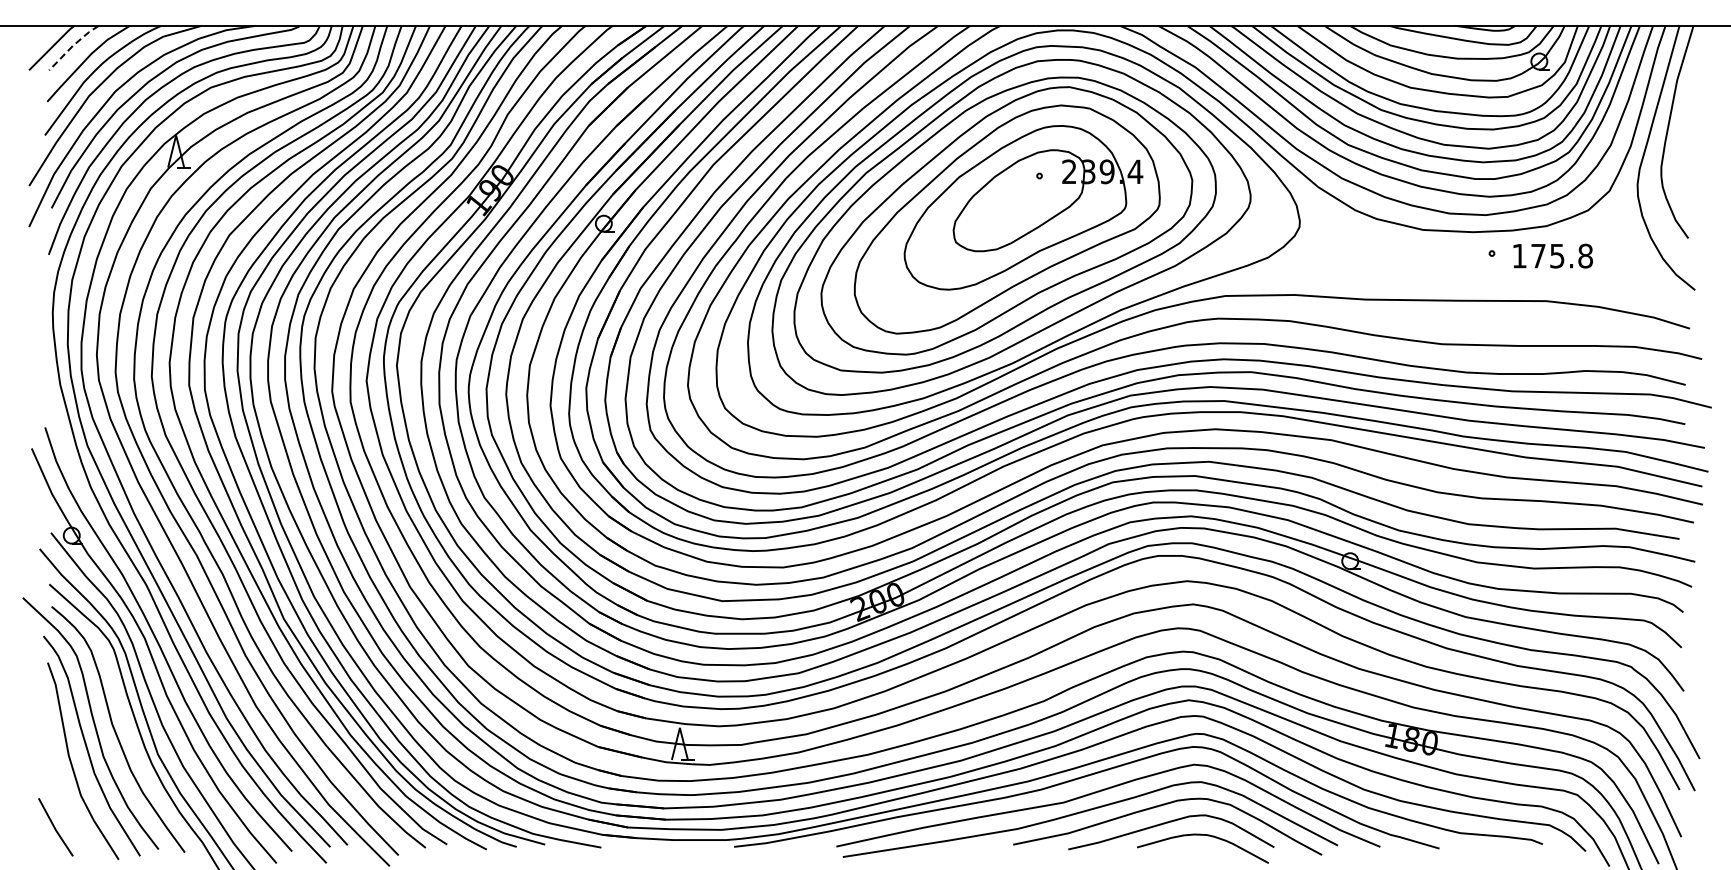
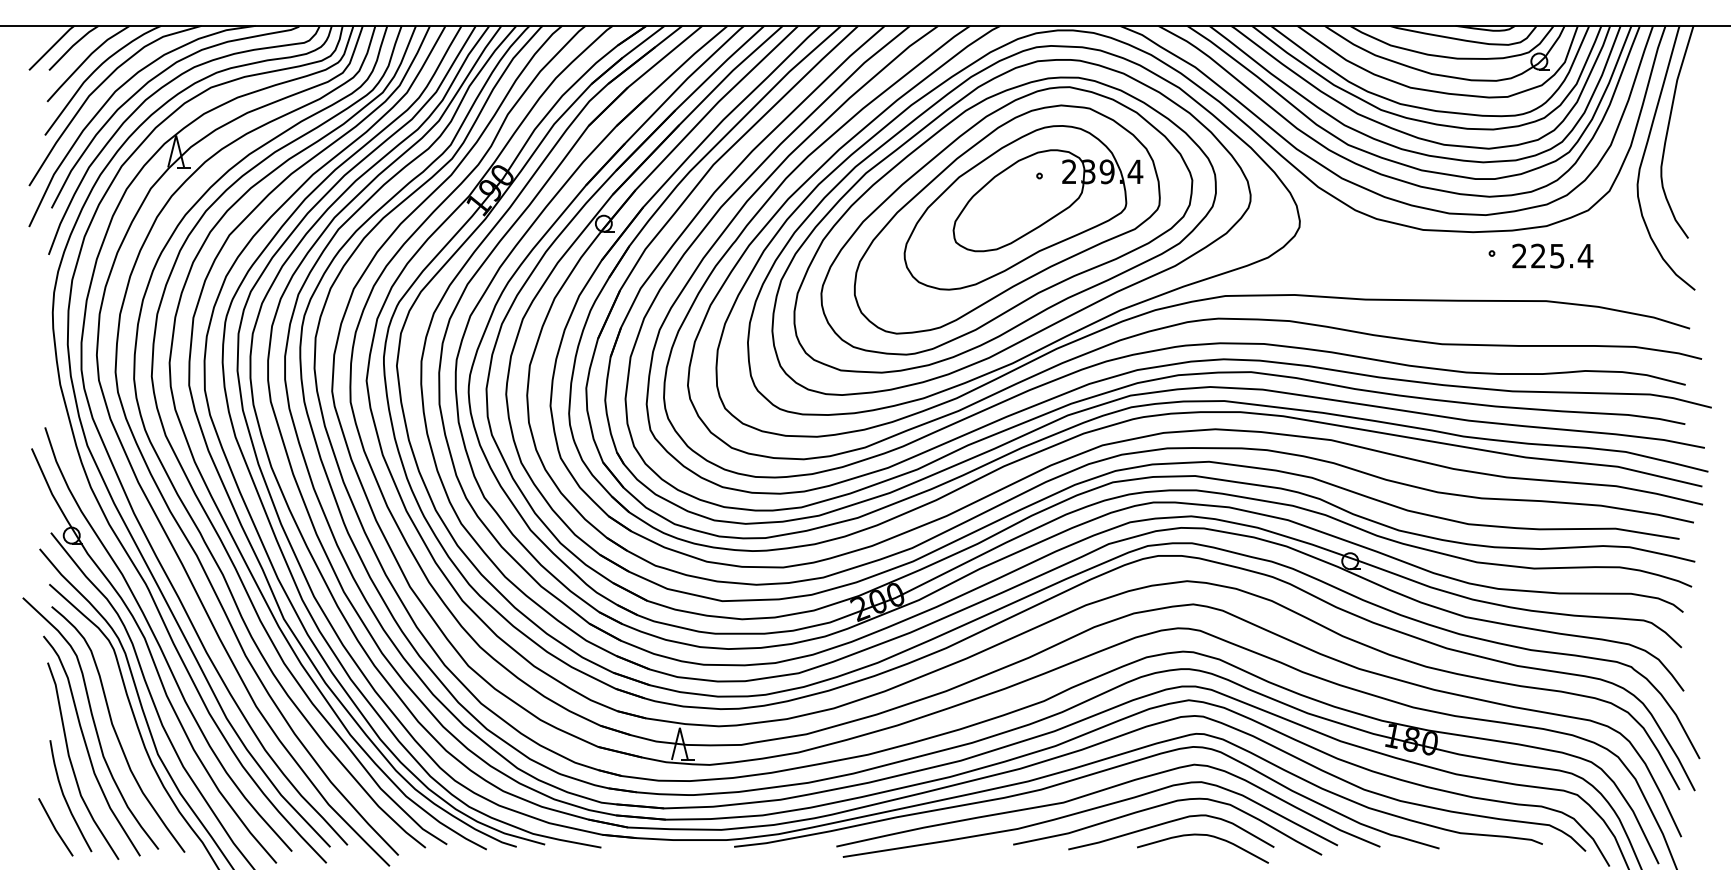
line: dashed -> solid (72, 45)
text: 175.8 -> 225.4 (1552, 255)
curve: none -> present (66, 799)
